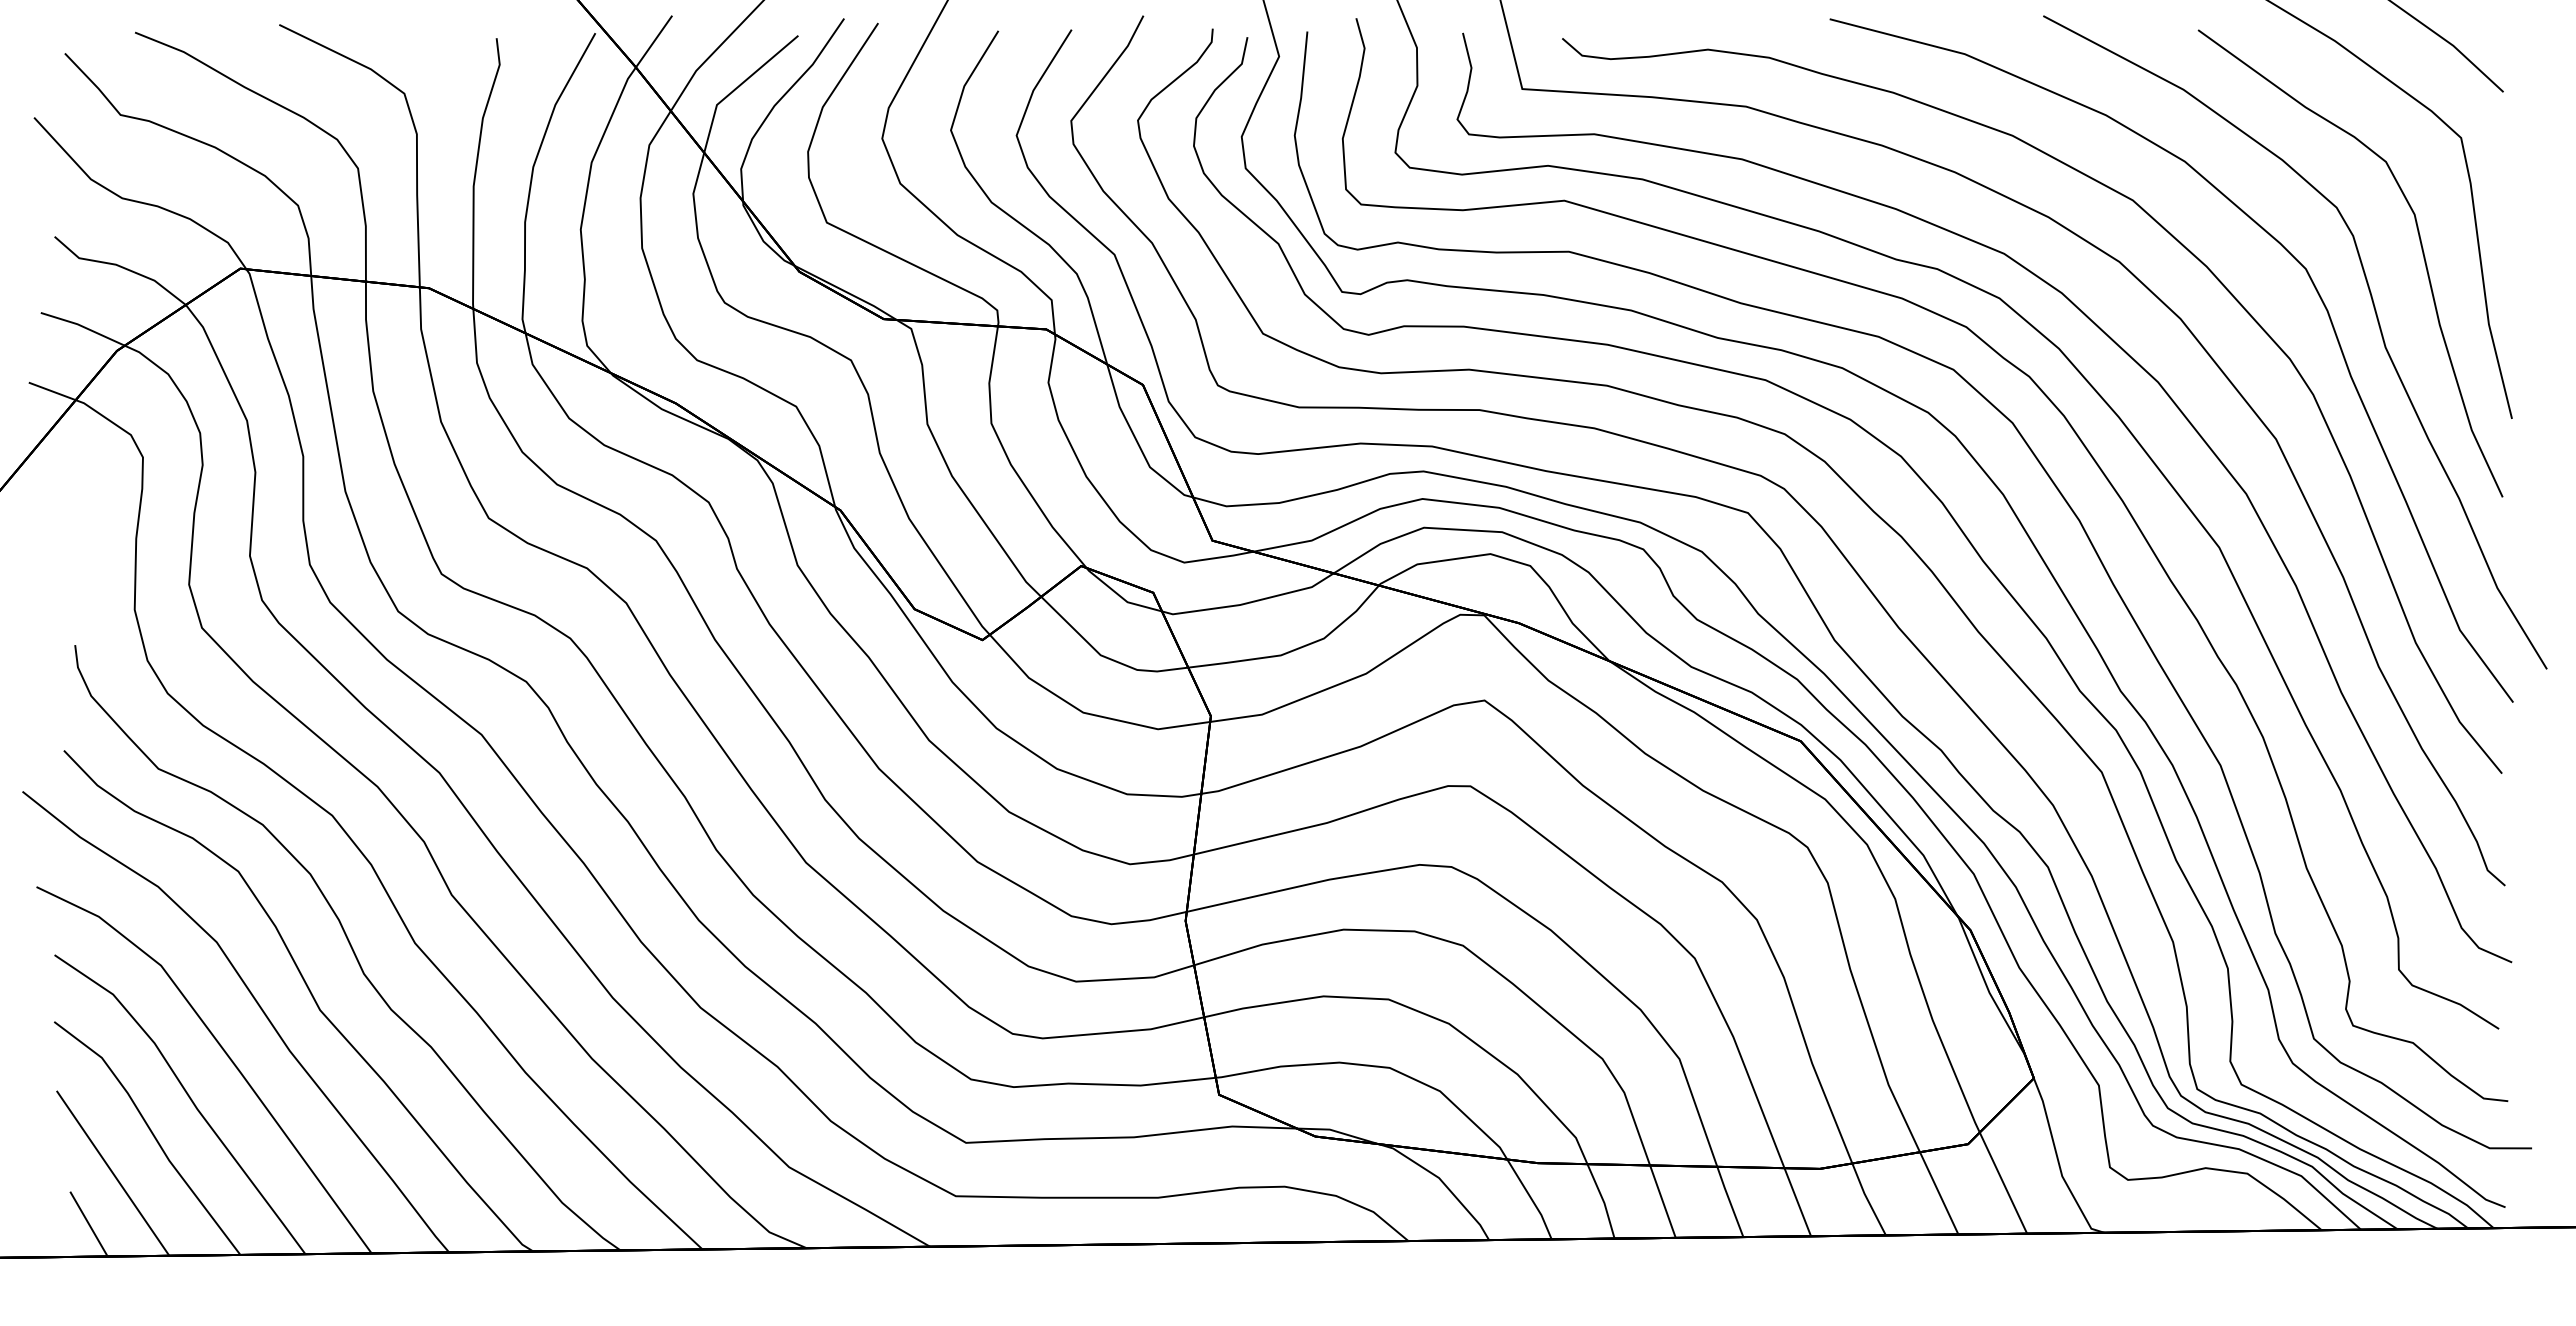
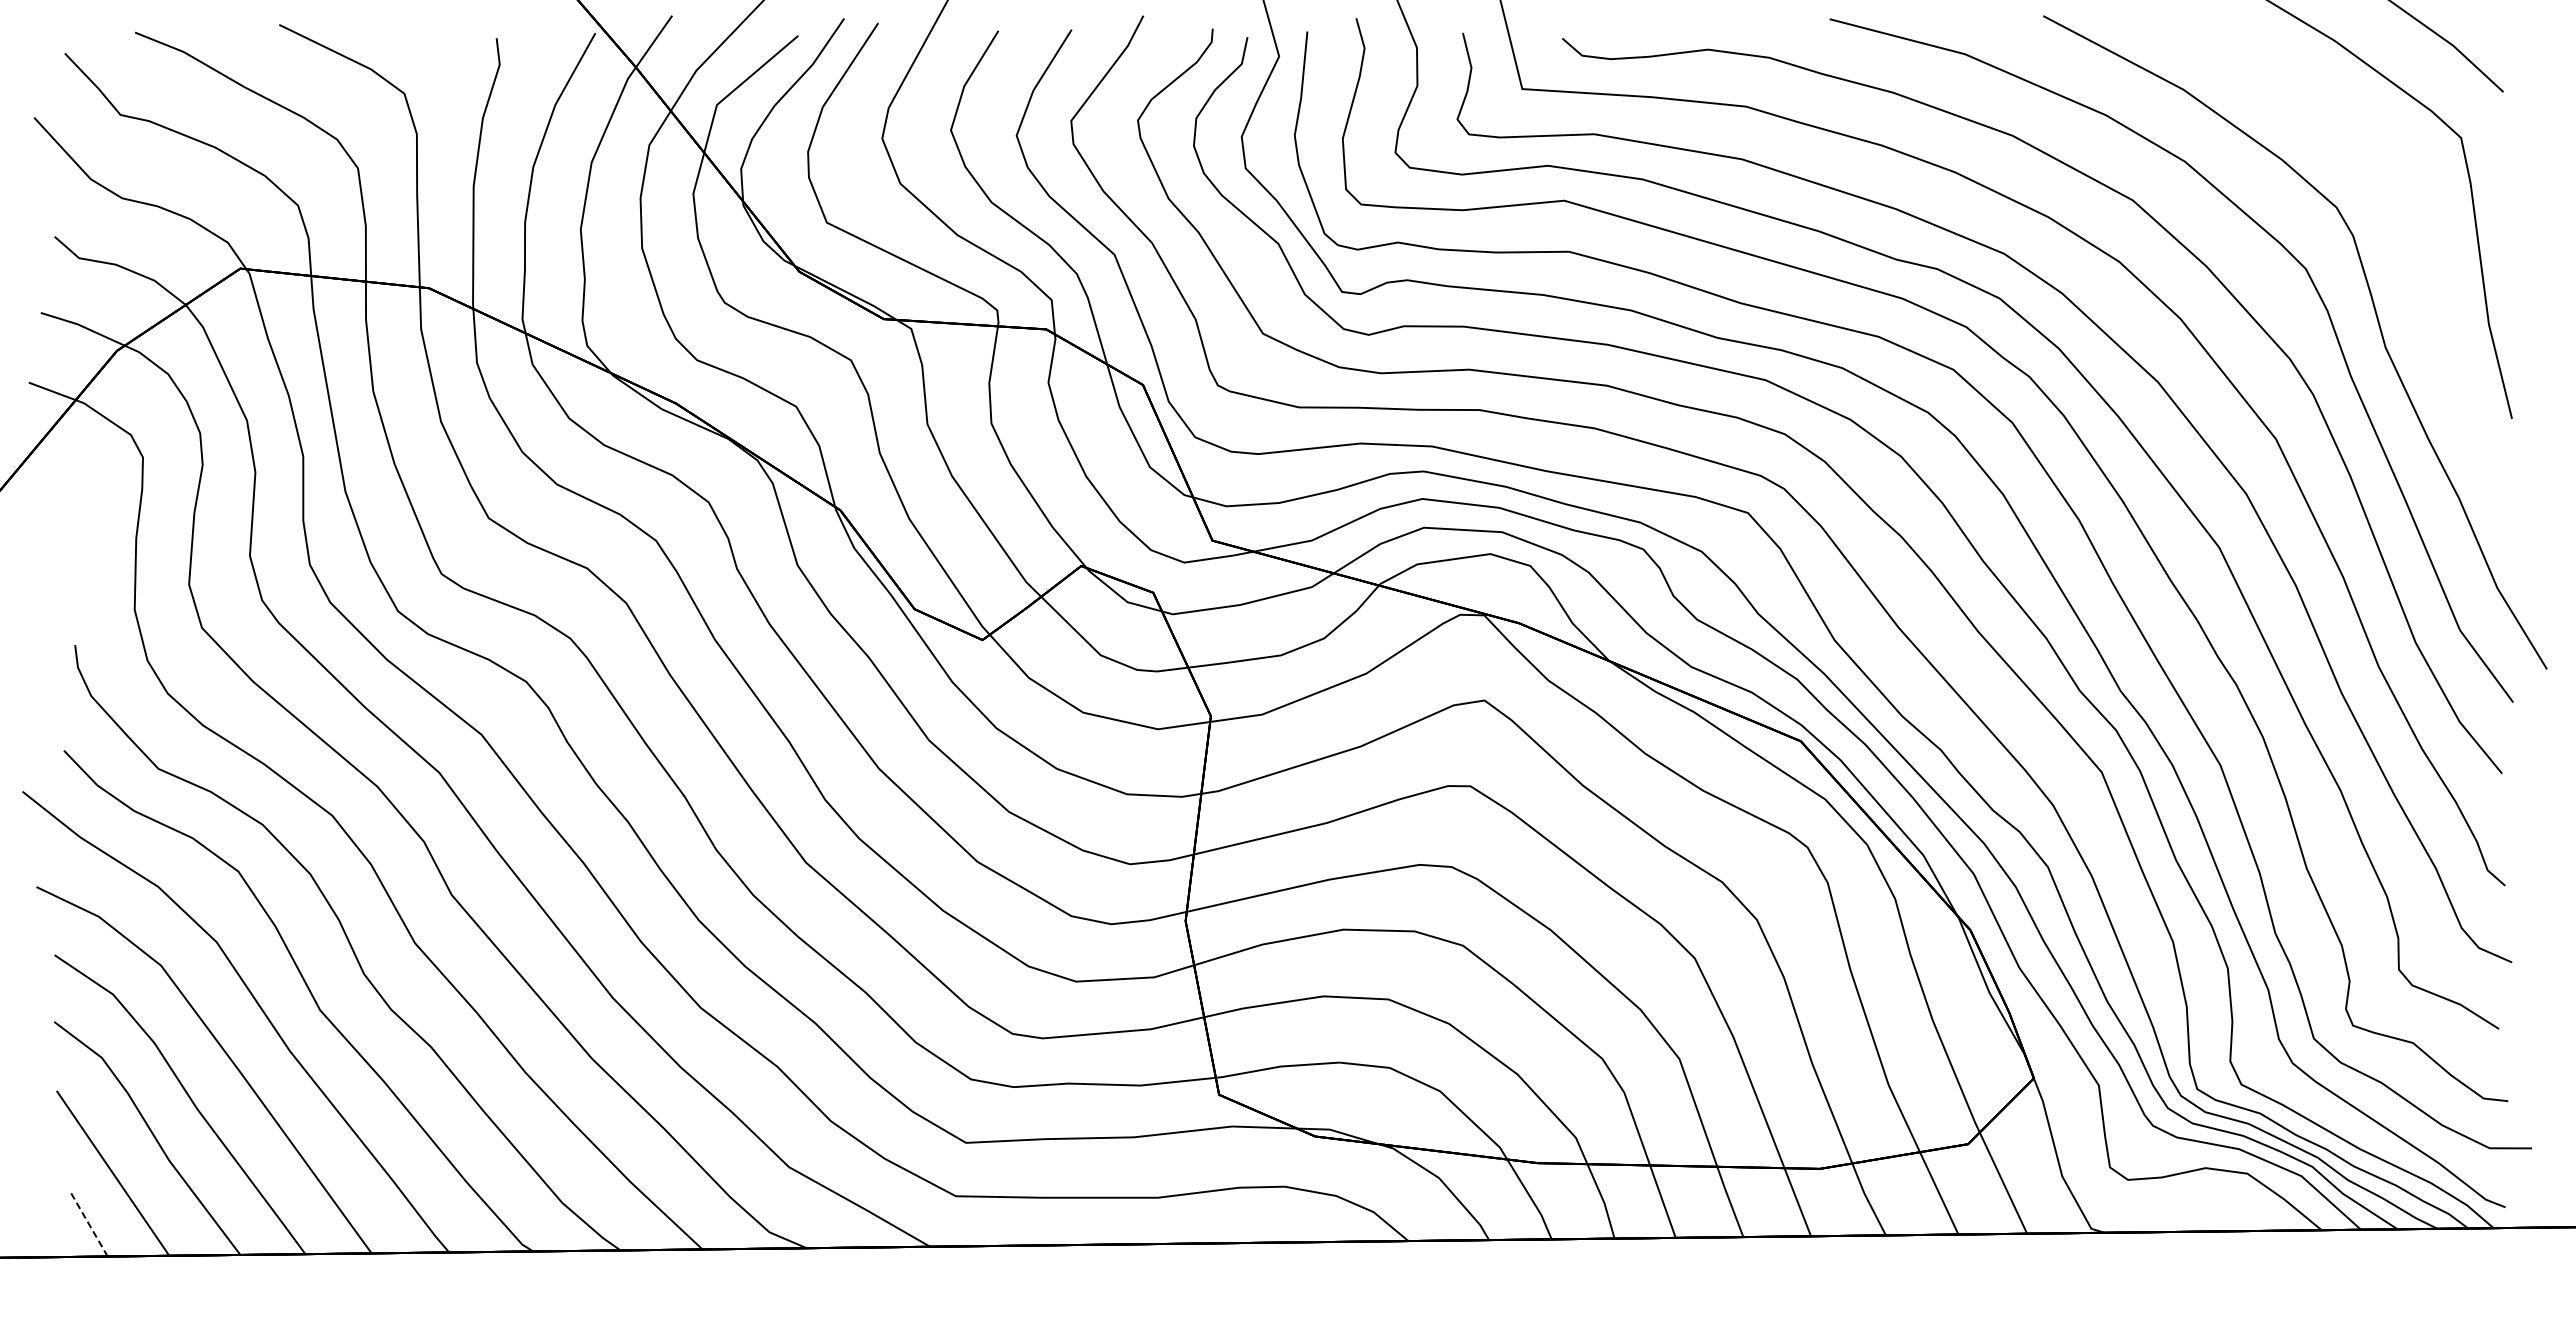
curve: present -> none (2421, 250)
line: solid -> dashed (88, 1223)
